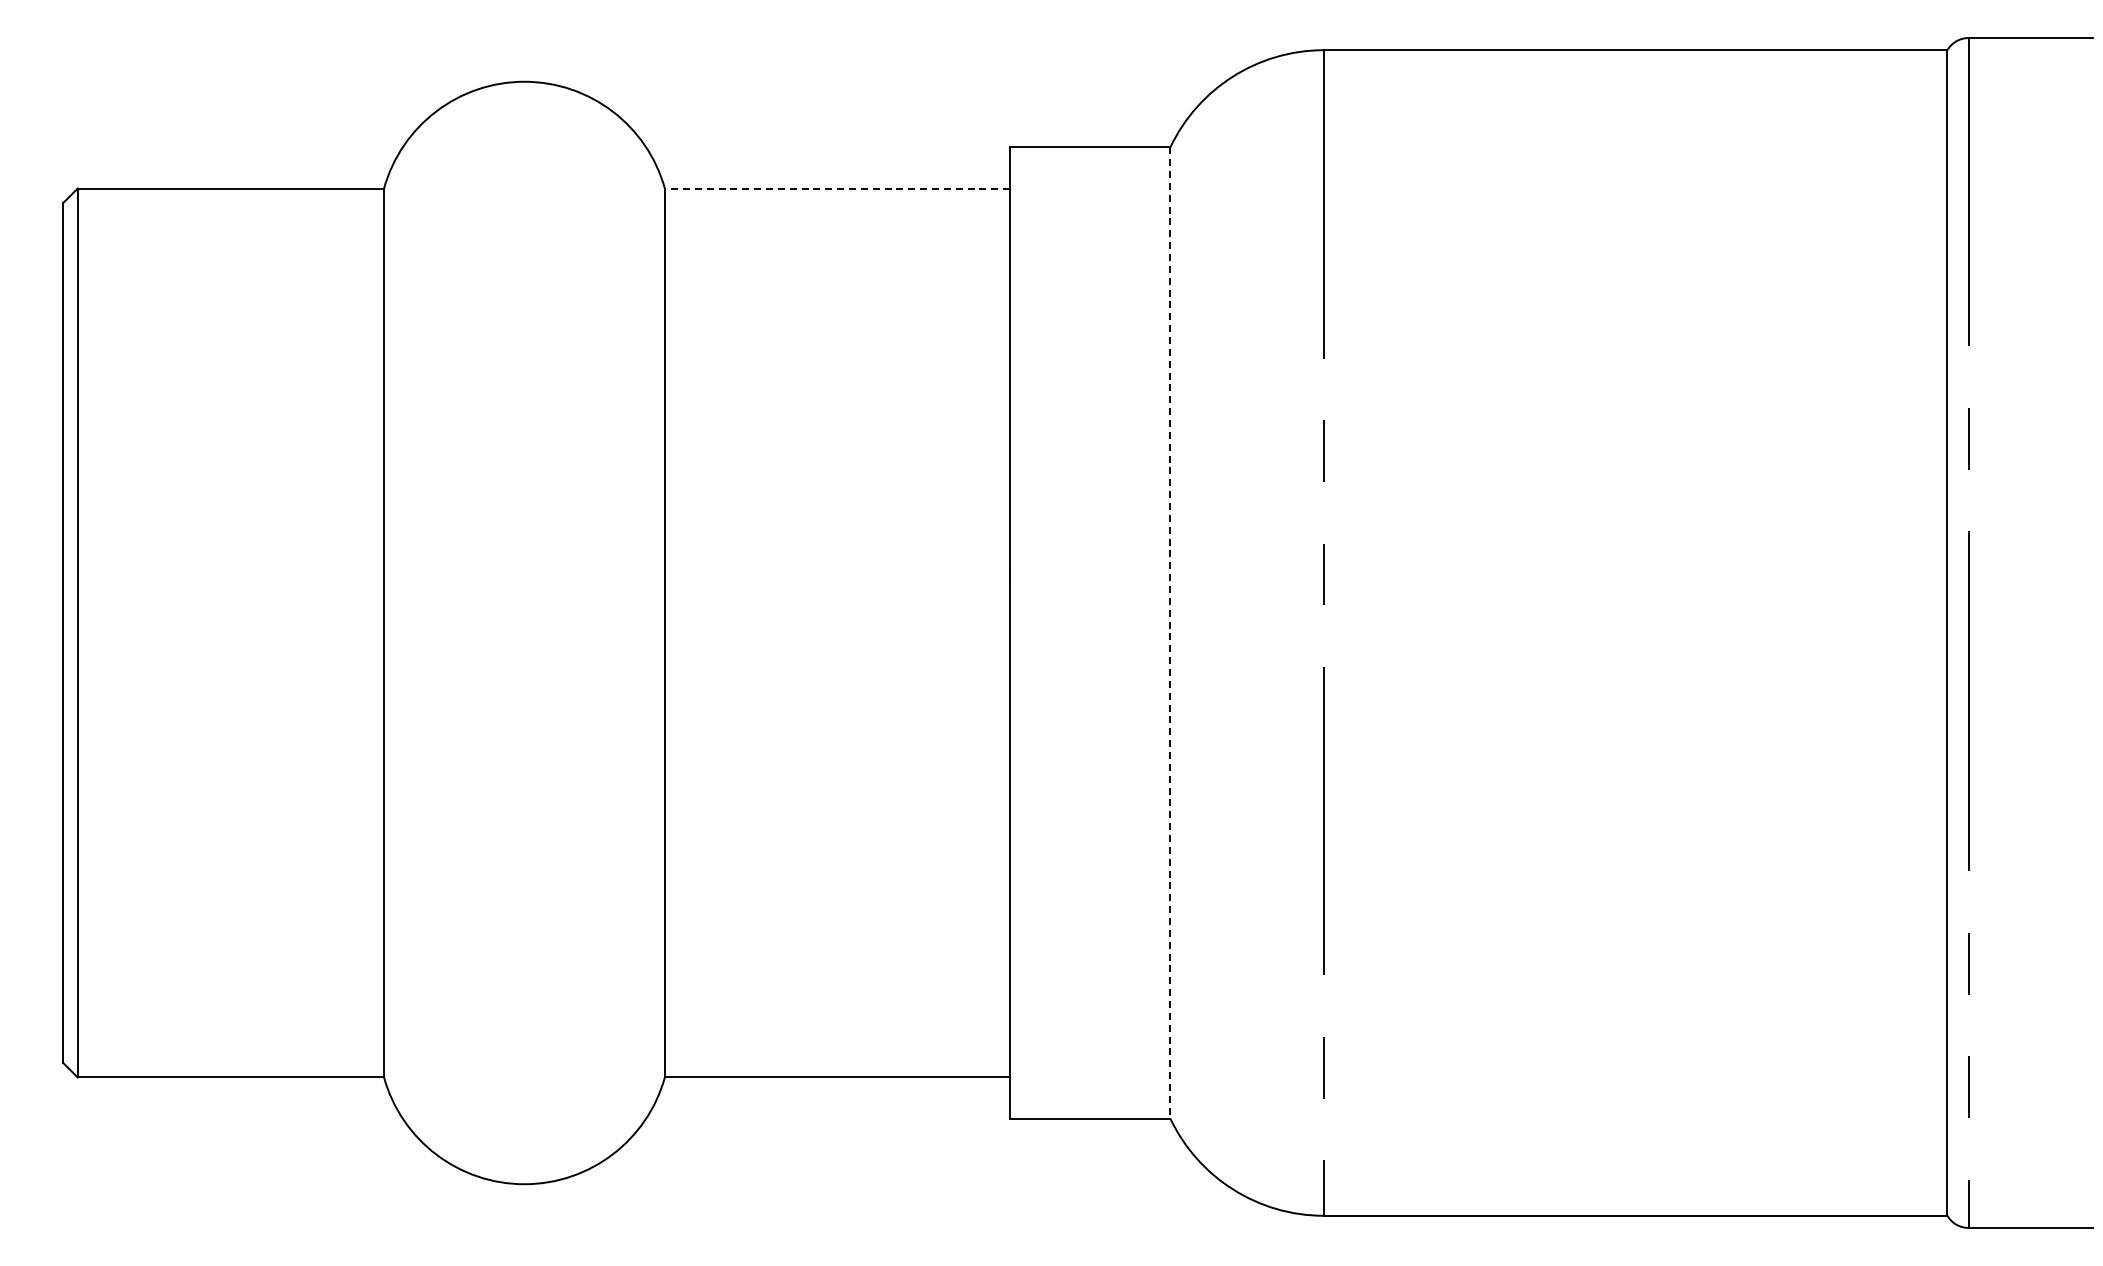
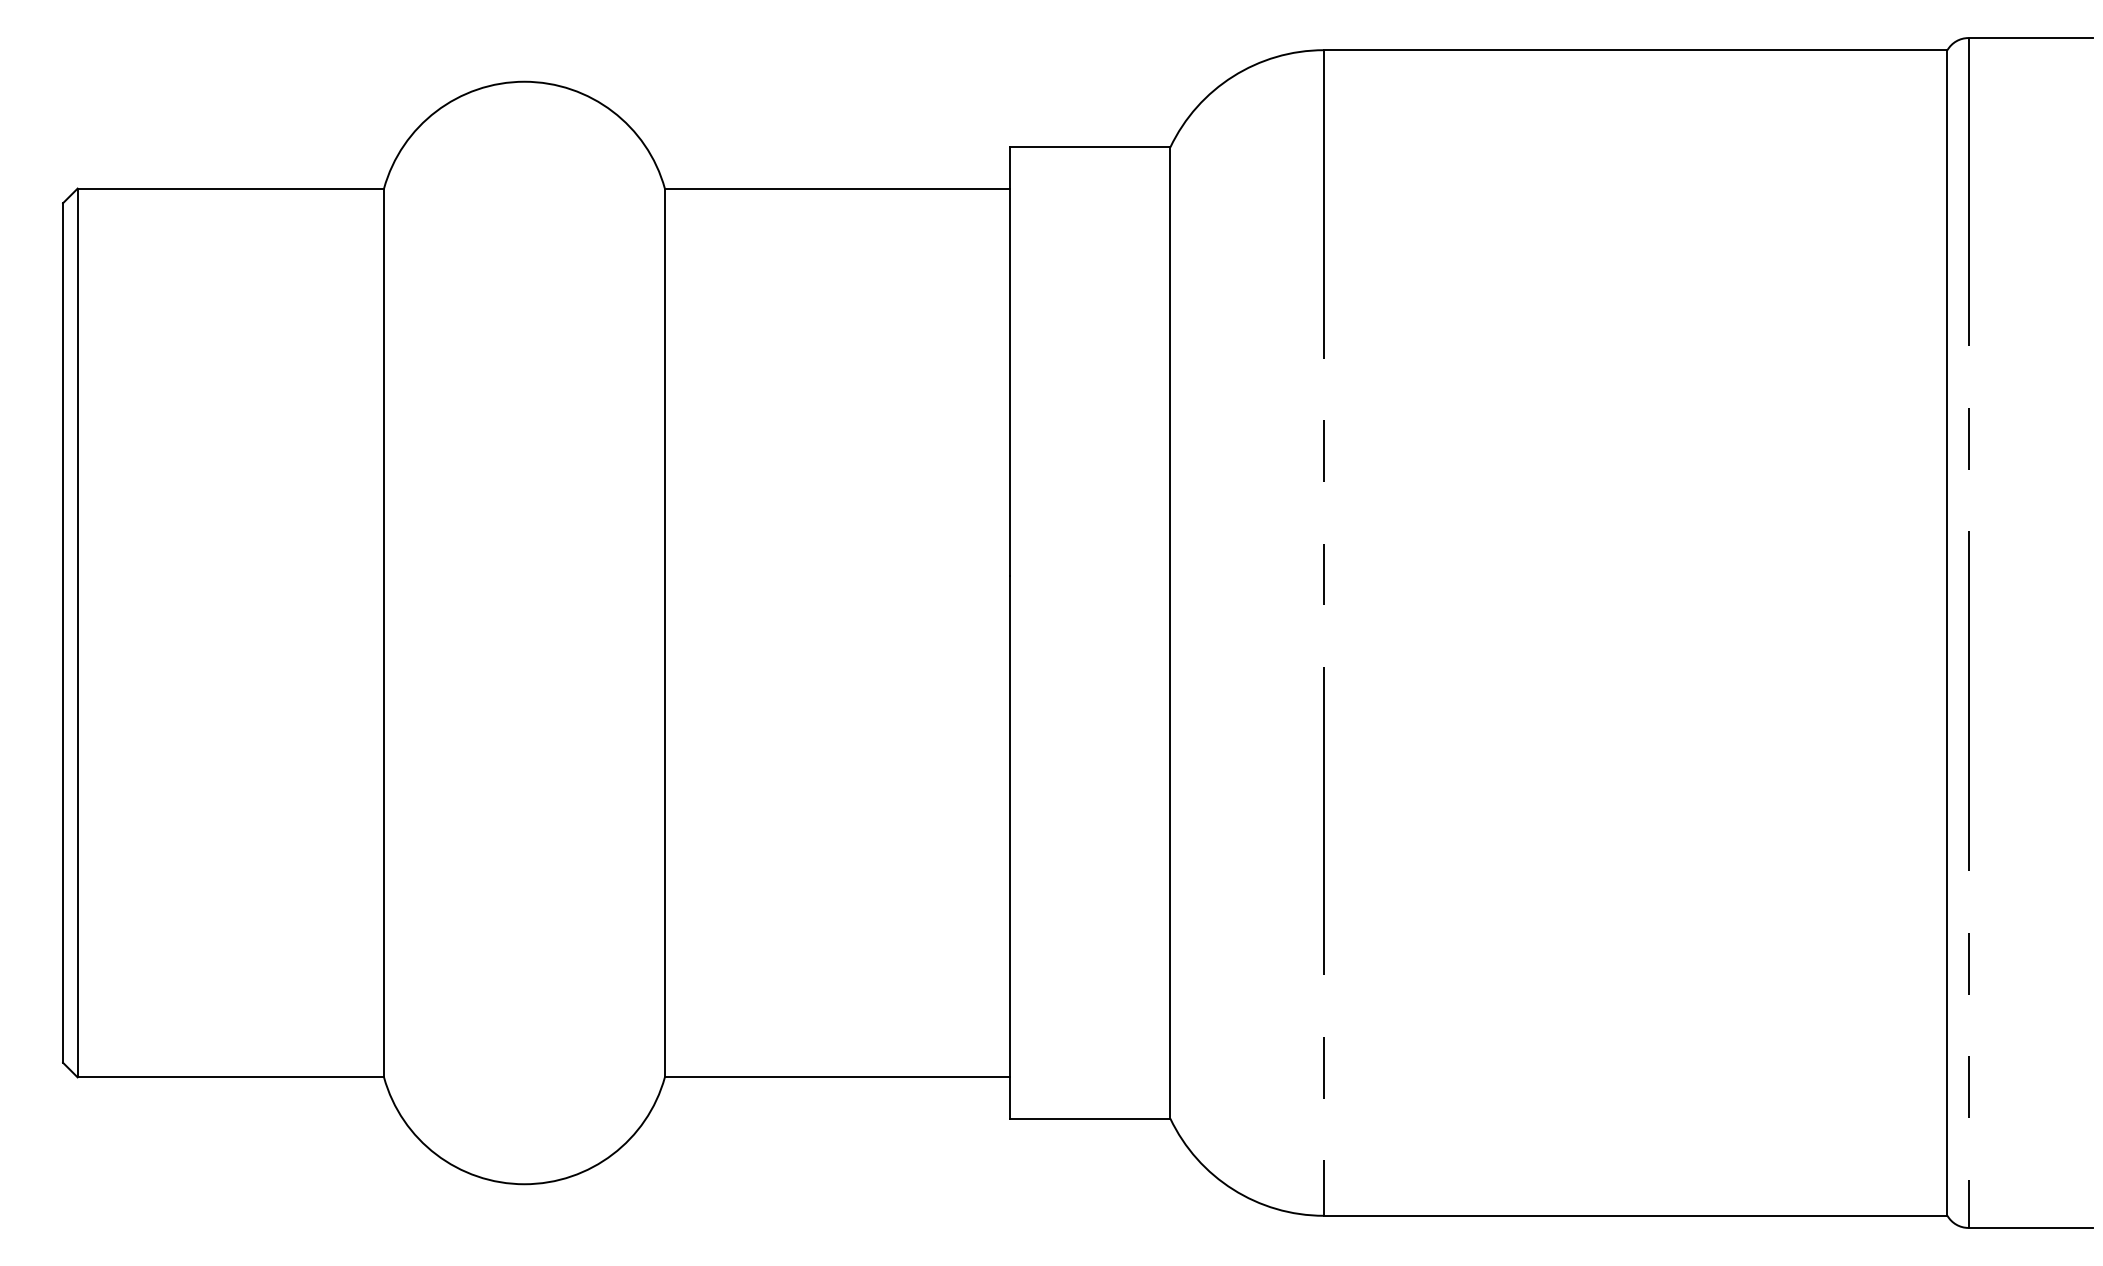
line: dashed -> solid (837, 188)
line: dashed -> solid (1170, 633)
